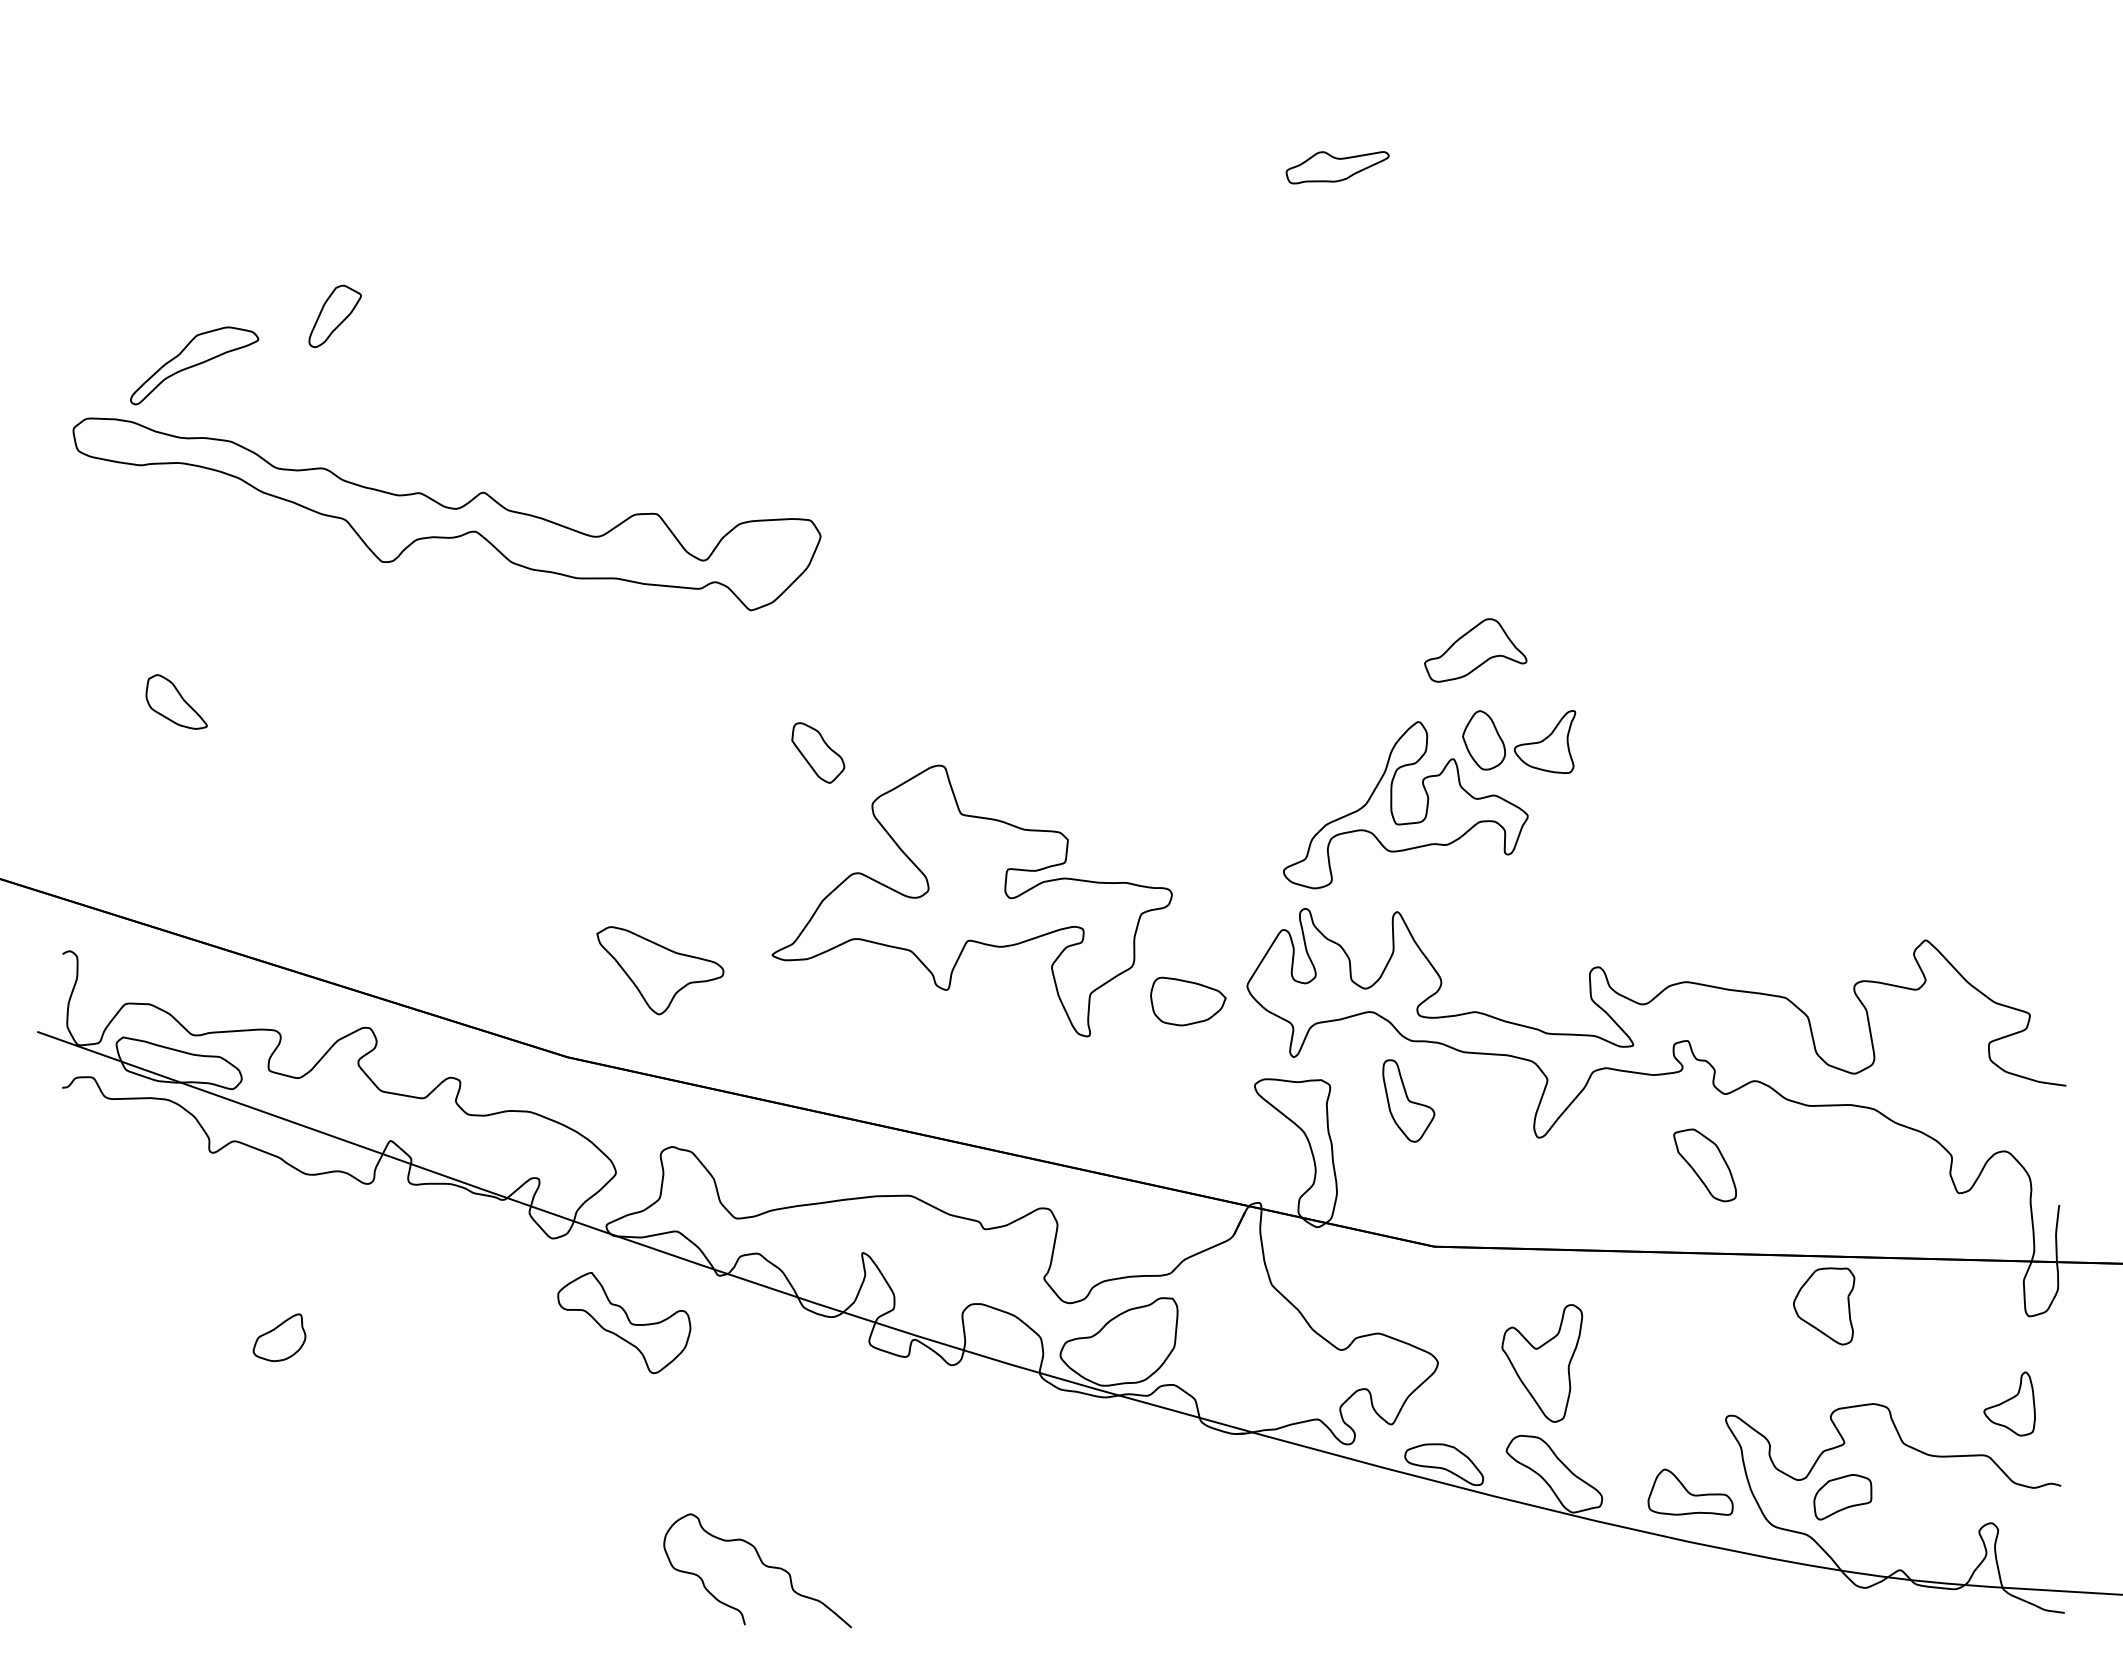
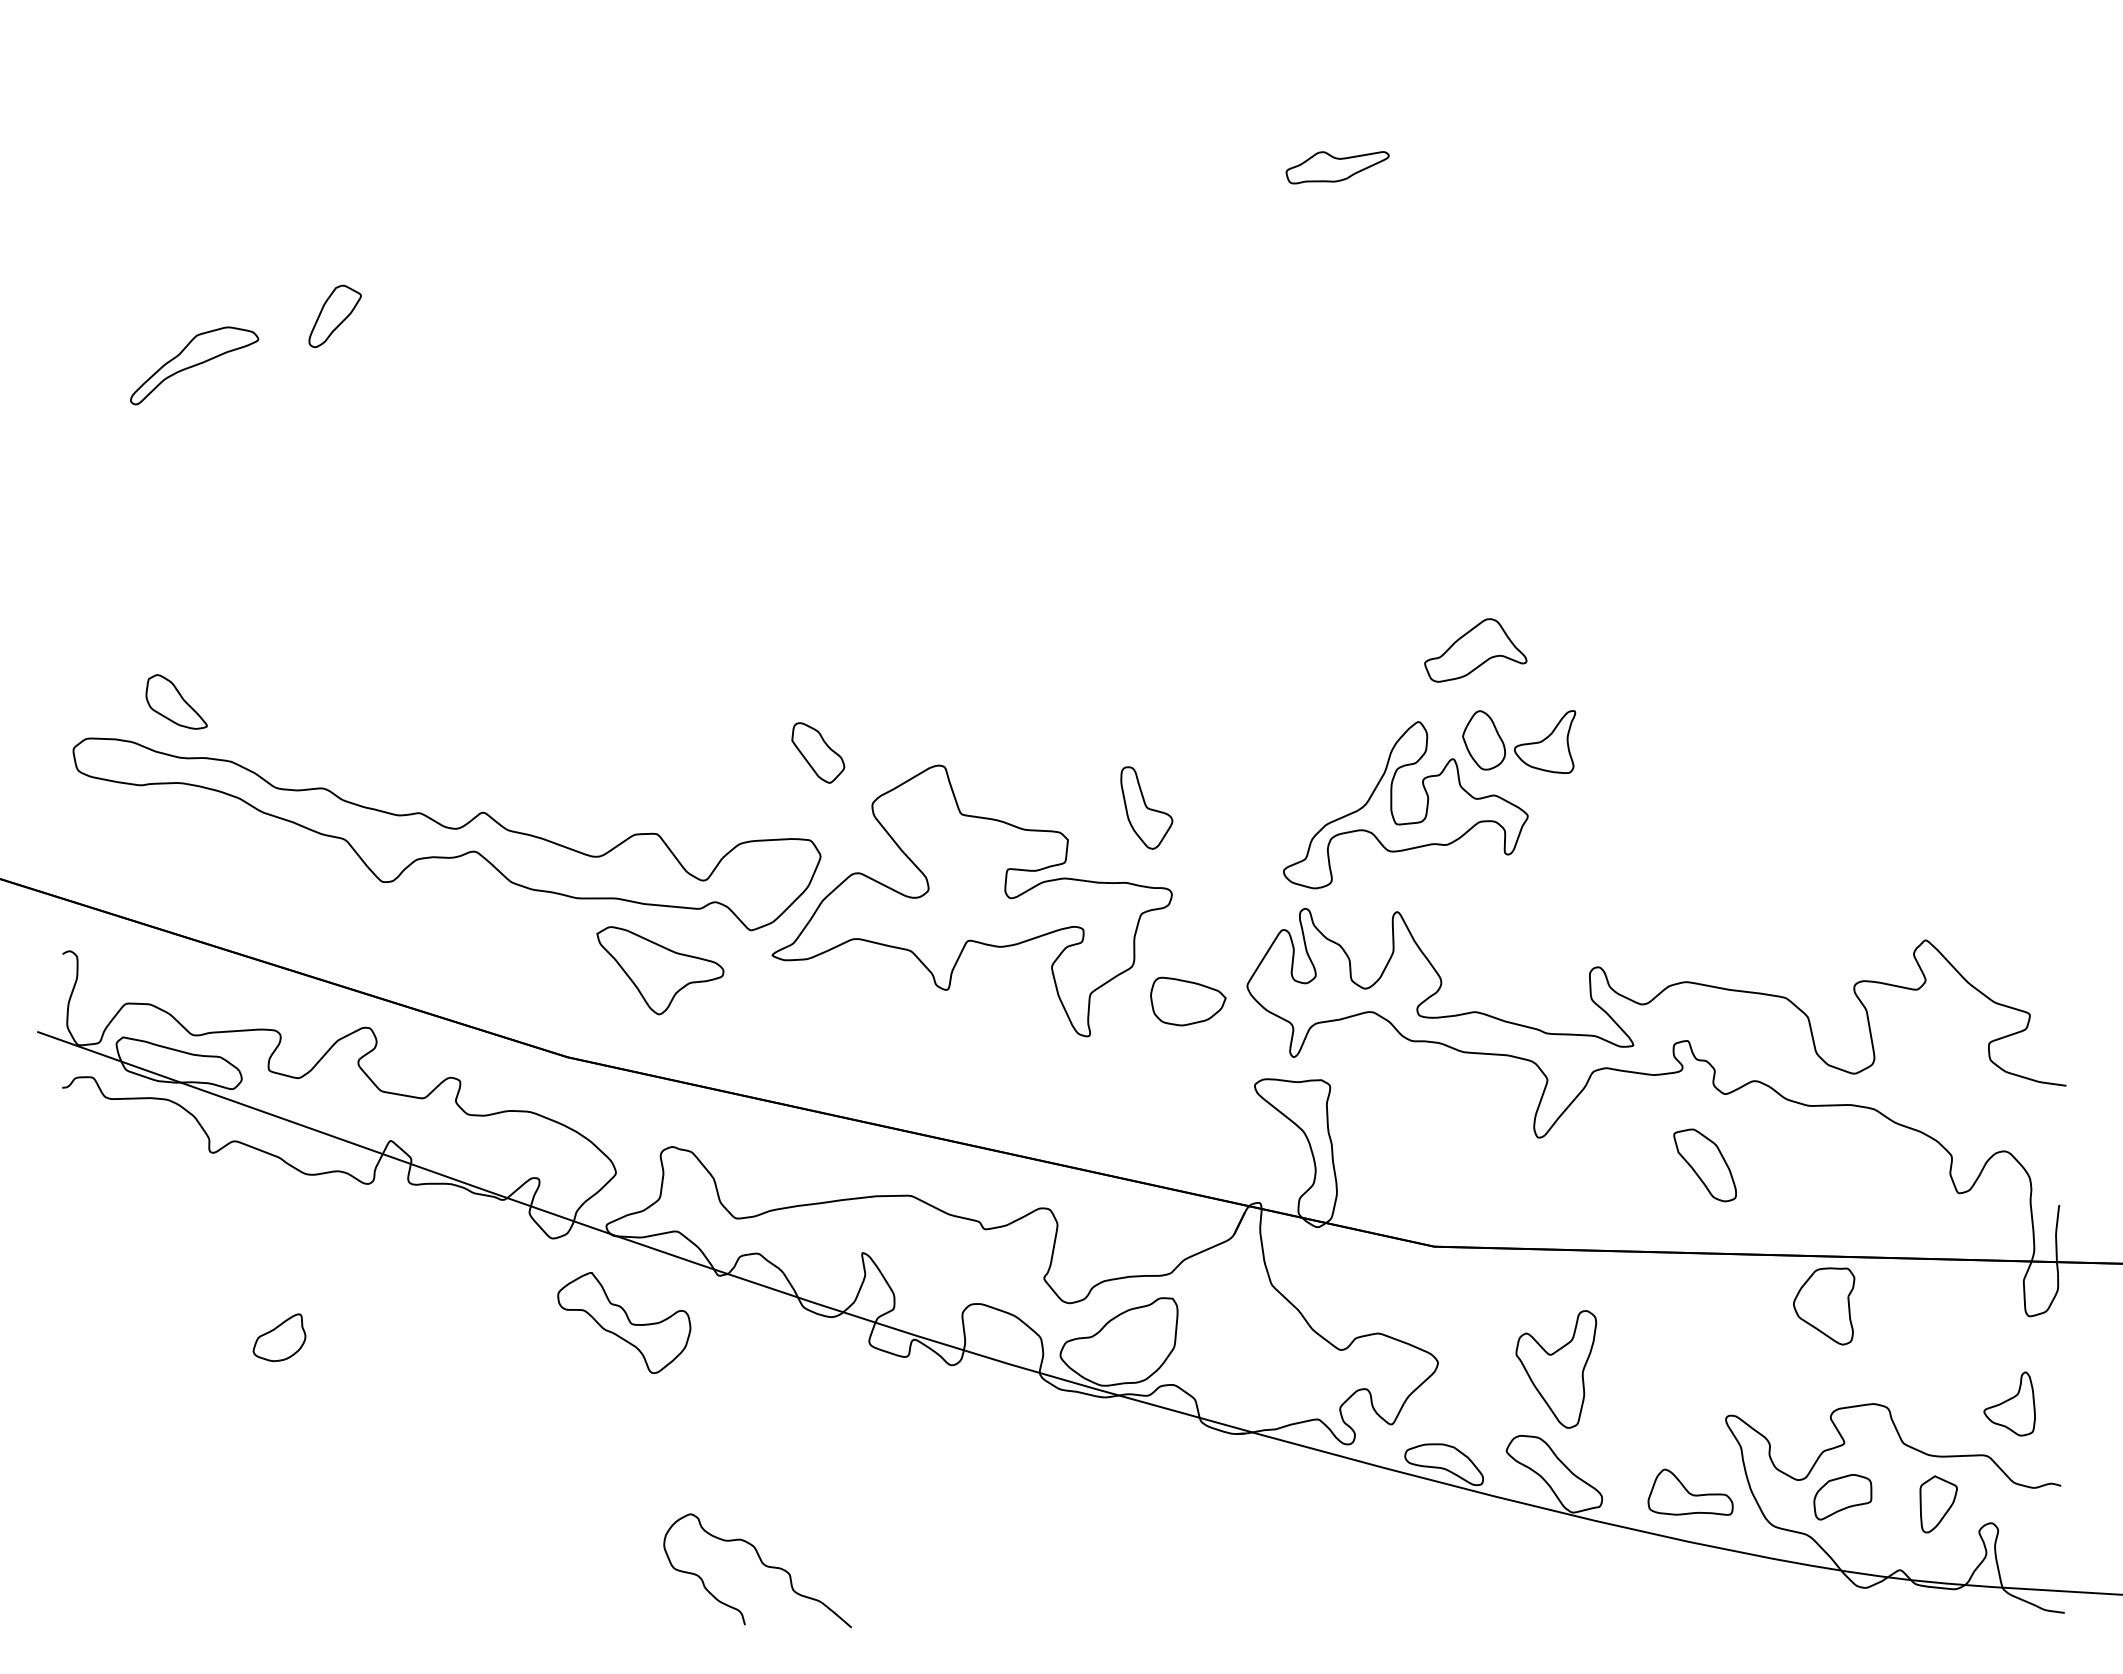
part position: (446, 514) -> (446, 834) (446, 834)
part position: (1408, 1100) -> (1146, 807) (1146, 807)
part position: (1542, 1363) -> (1556, 1369) (1556, 1369)
part: none -> present (1938, 1504)
